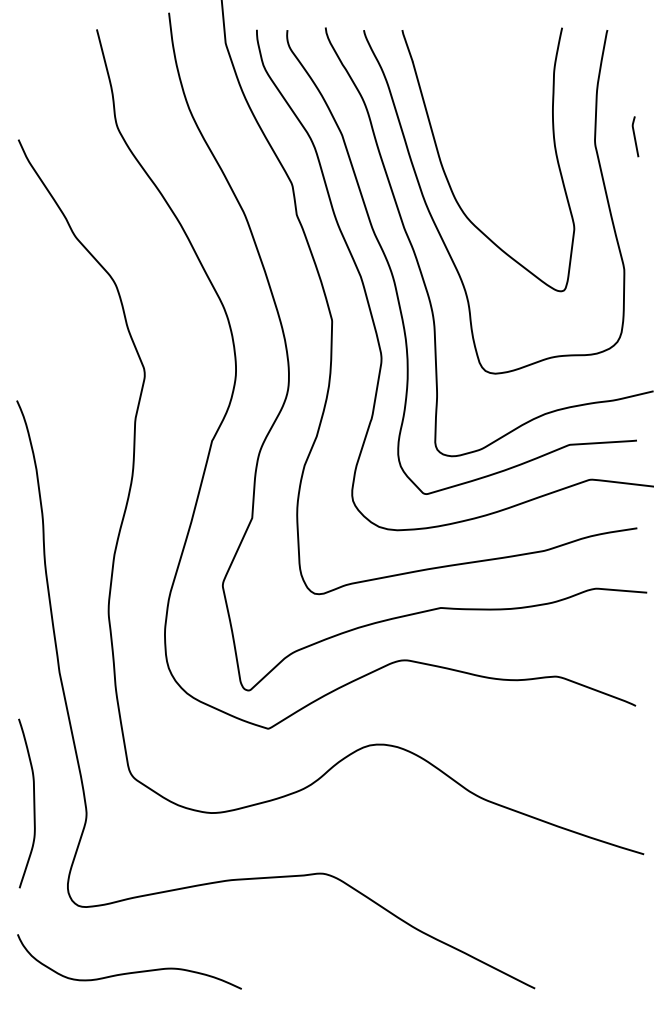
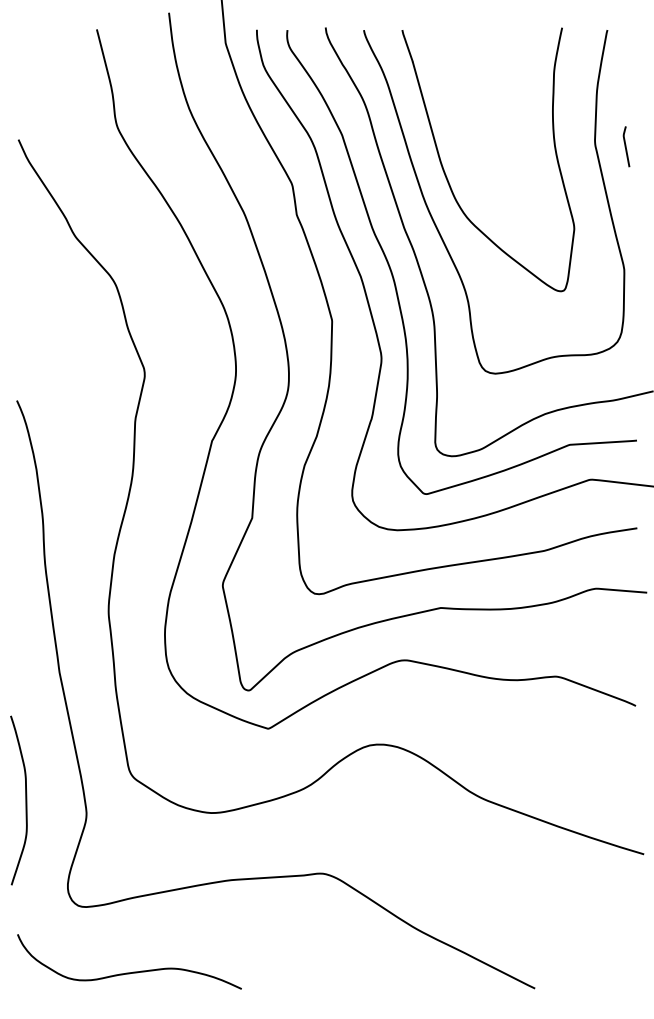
curve position: (635, 136) -> (626, 146) (626, 146)
curve position: (33, 803) -> (25, 800) (25, 800)
